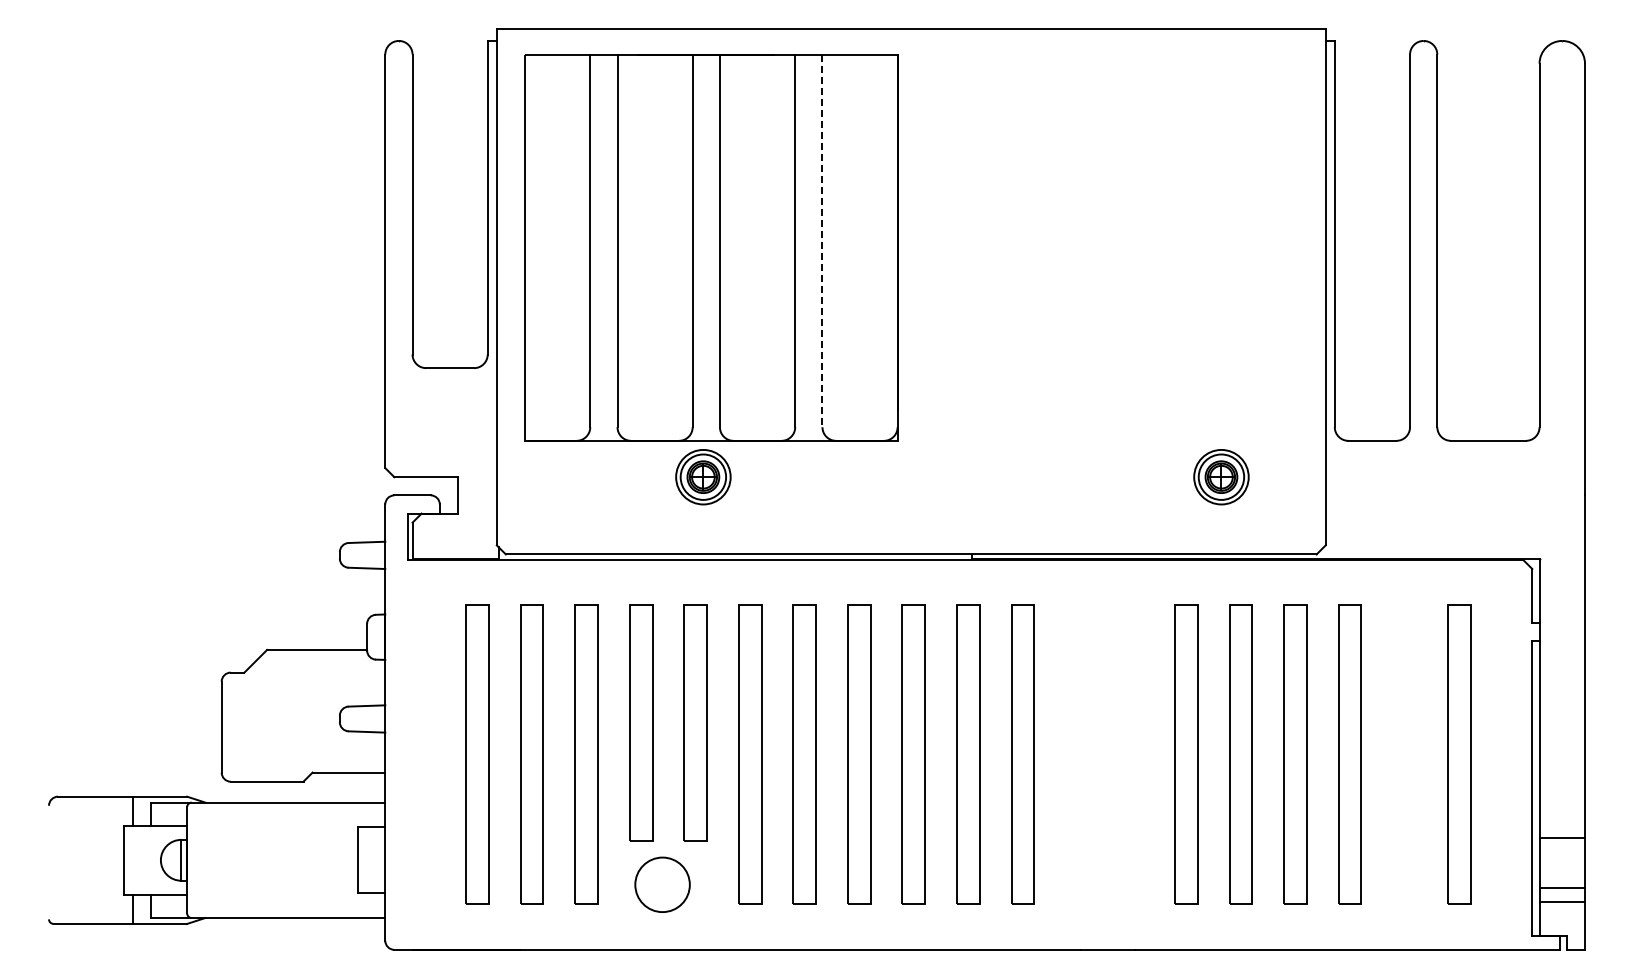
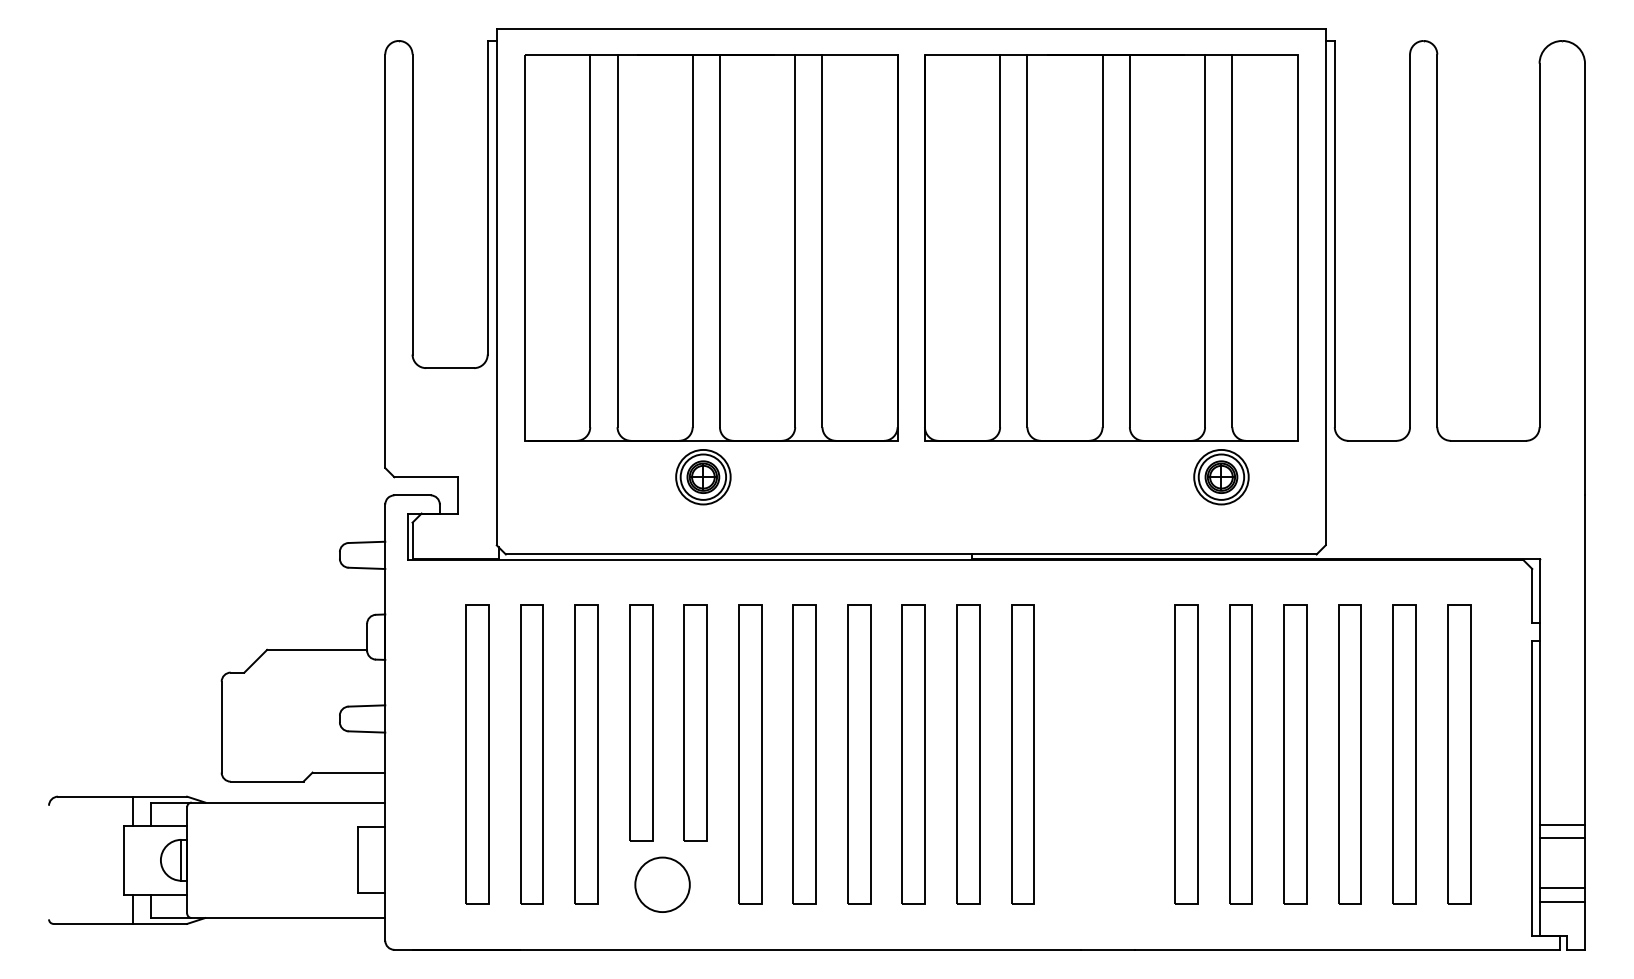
line: dashed -> solid (822, 241)
part: none -> present (1111, 247)
part: none -> present (1404, 754)
line: none -> present (1562, 824)
